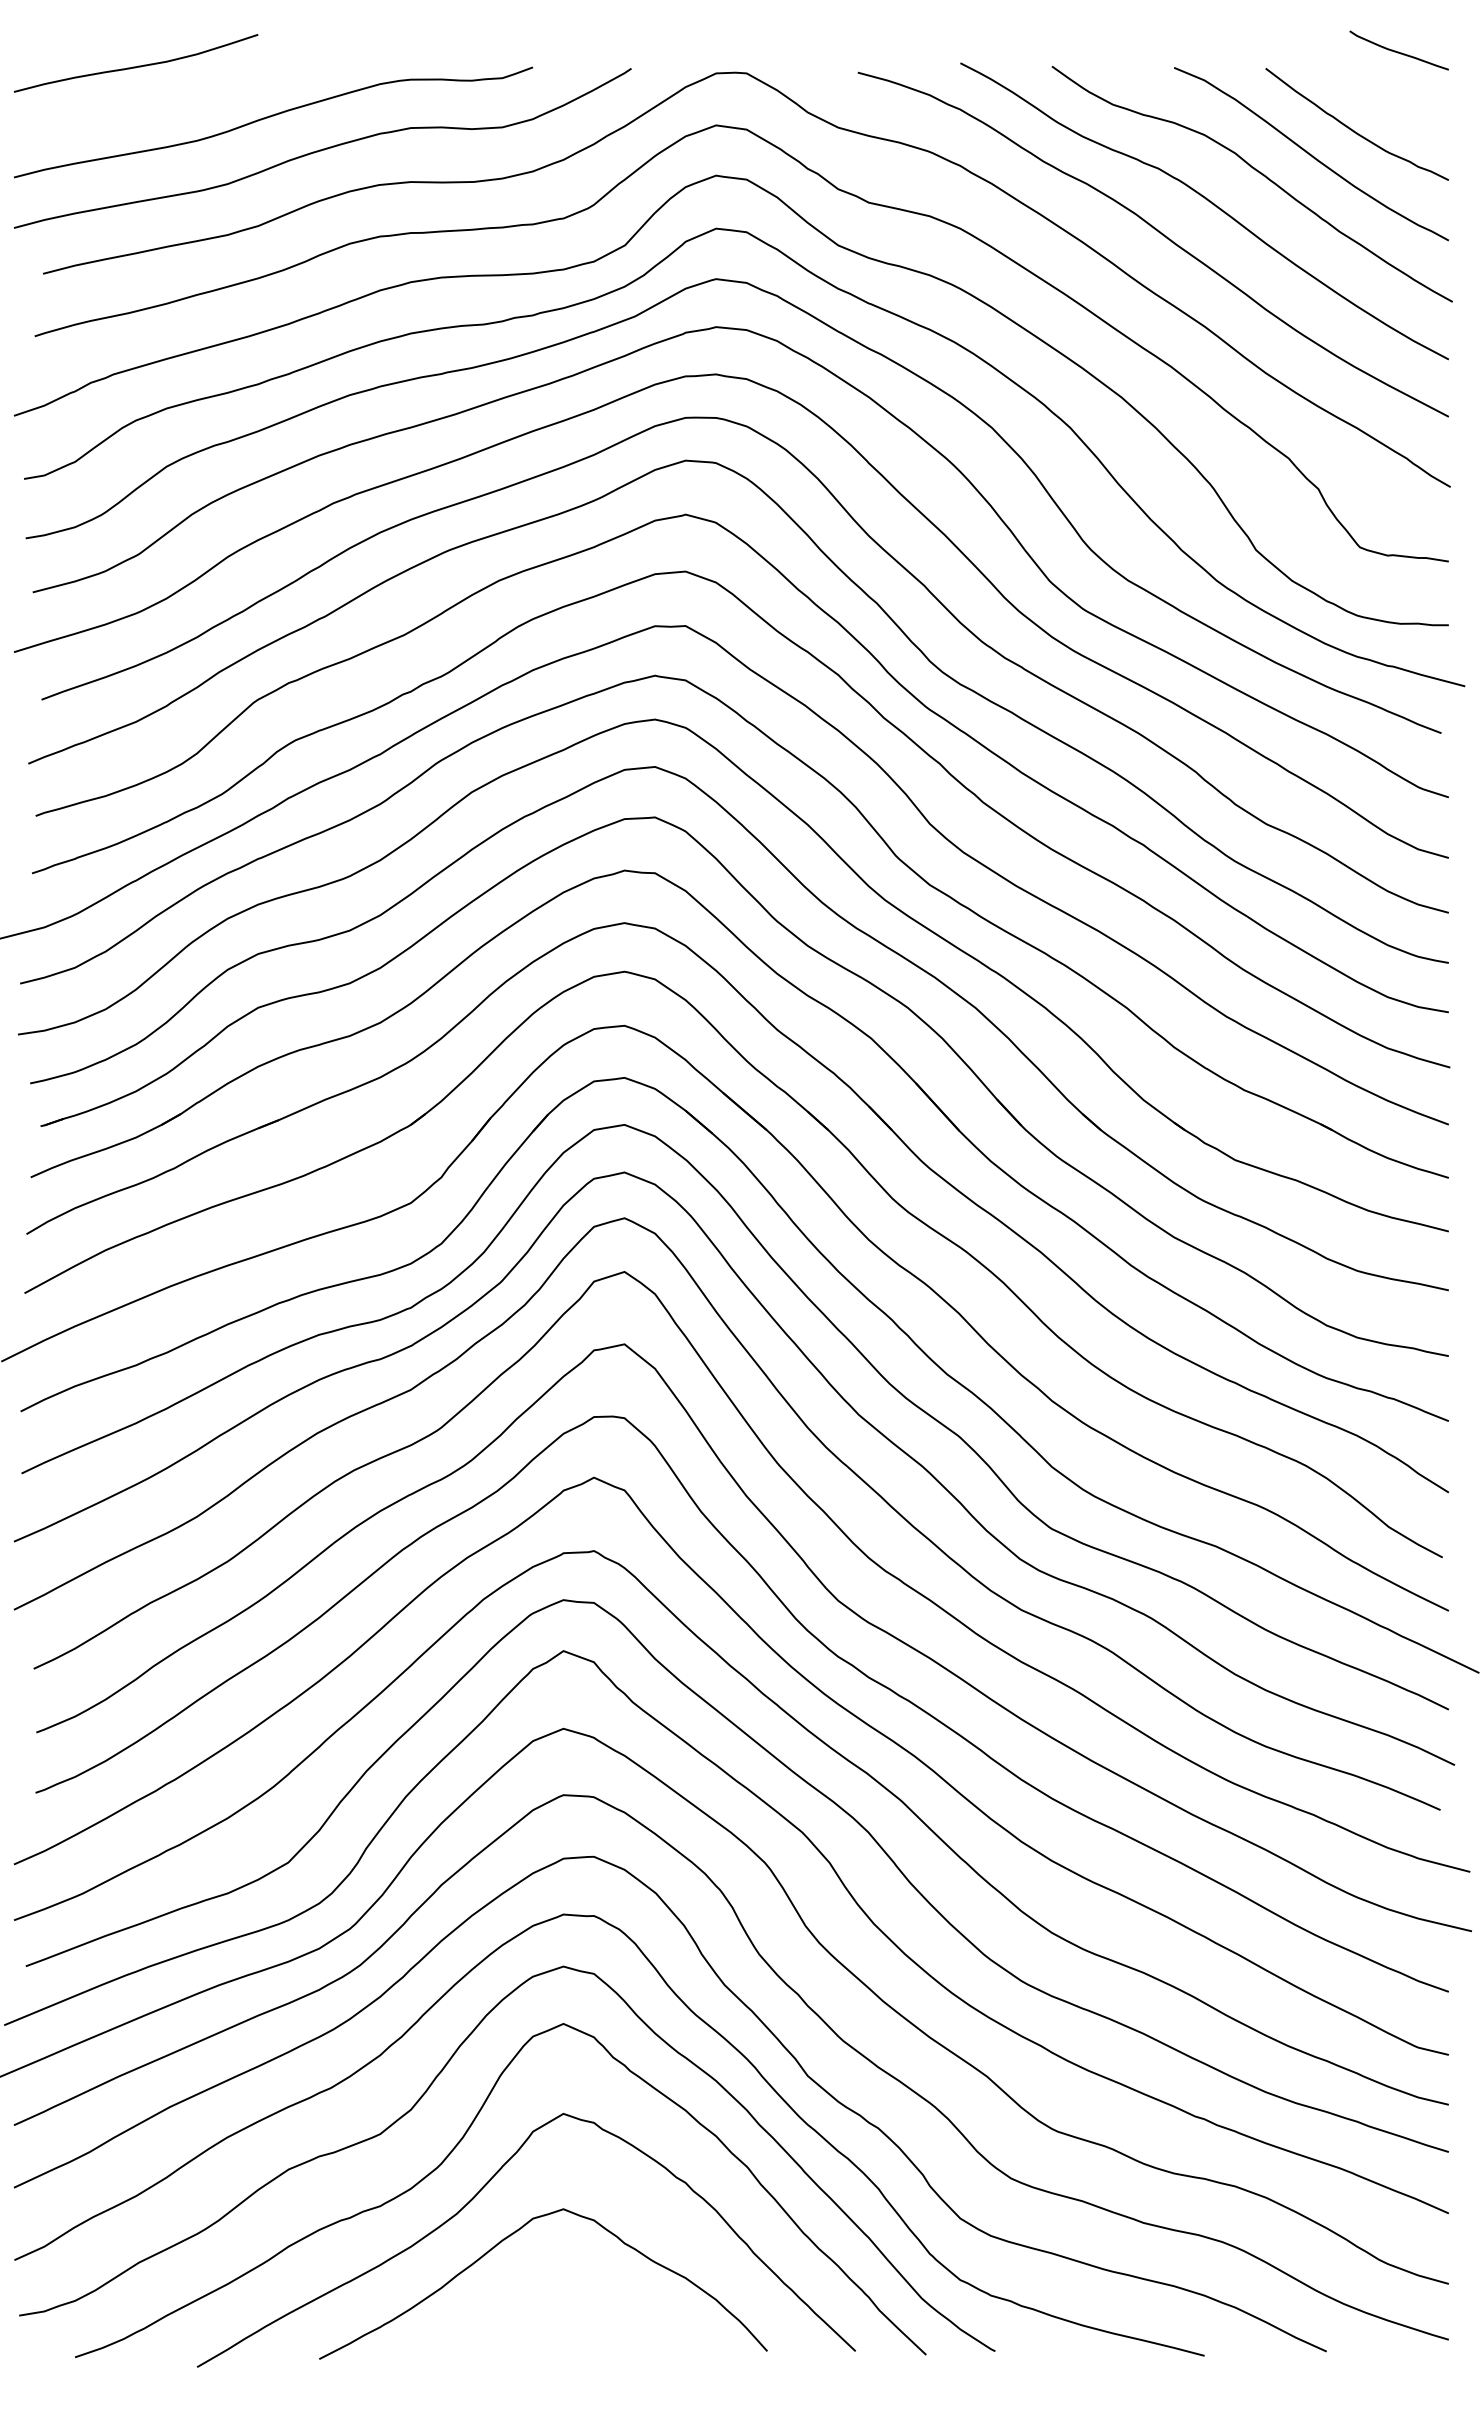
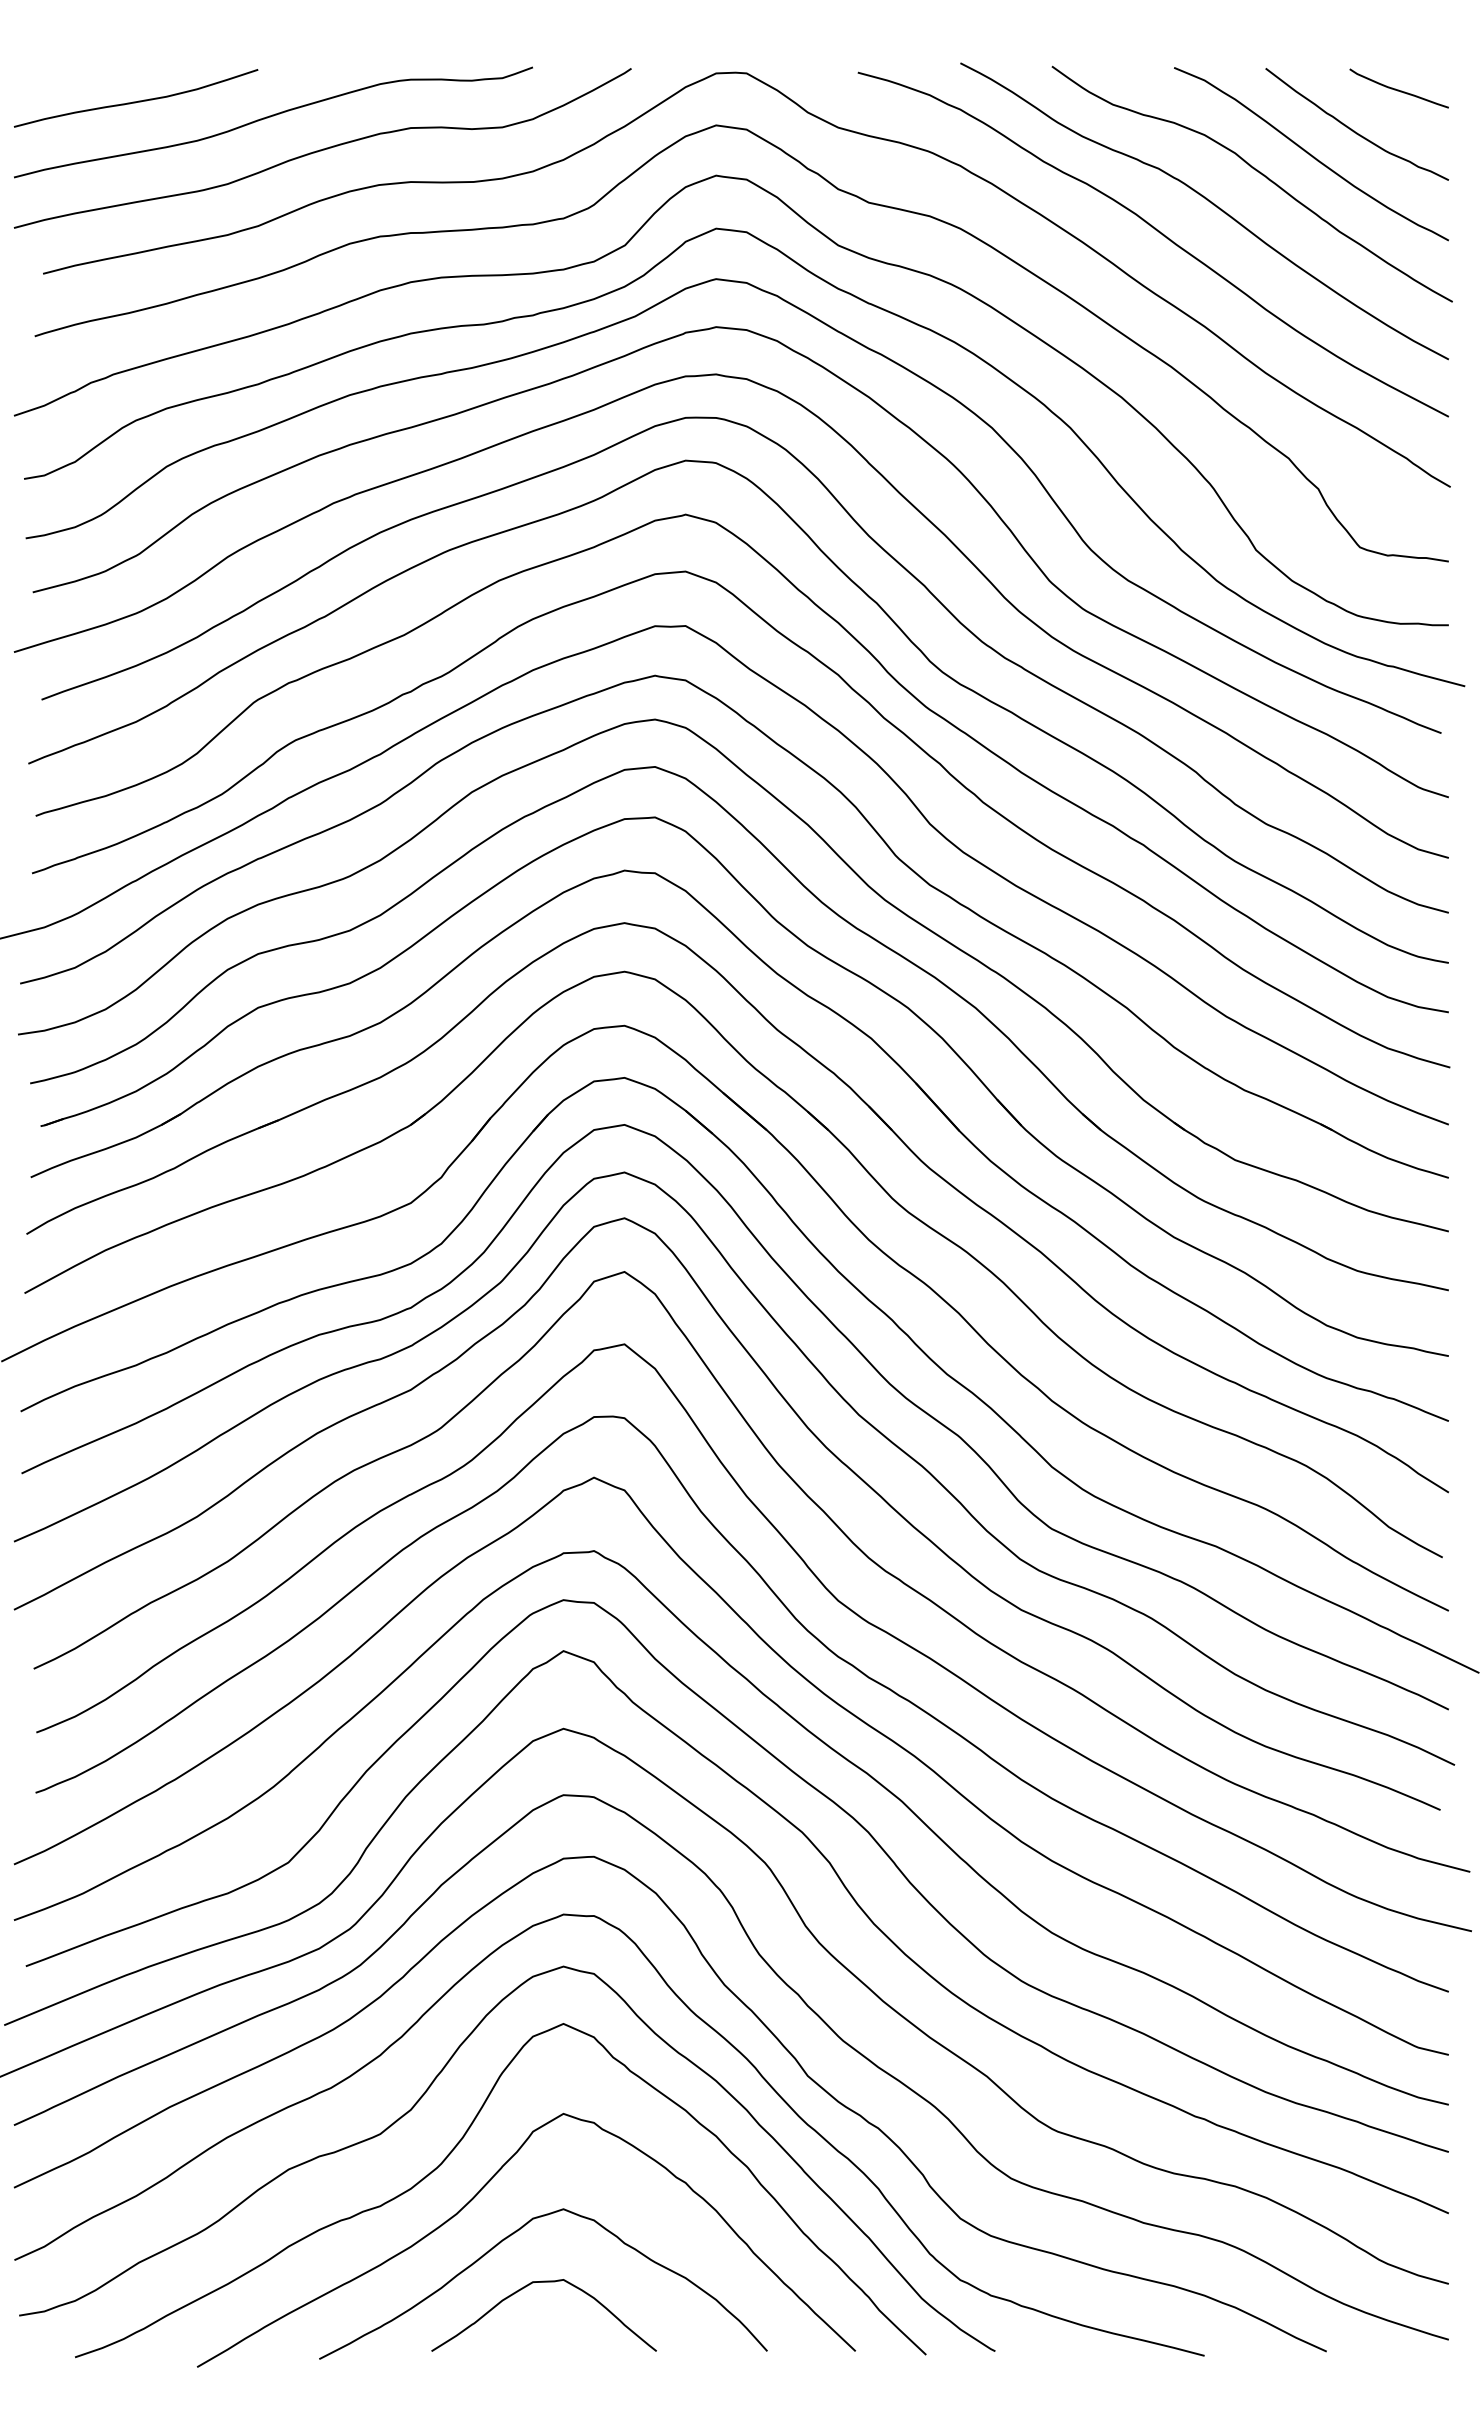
curve position: (1398, 51) -> (1398, 89) (1398, 89)
curve position: (135, 66) -> (135, 101) (135, 101)
curve: none -> present (526, 2287)
